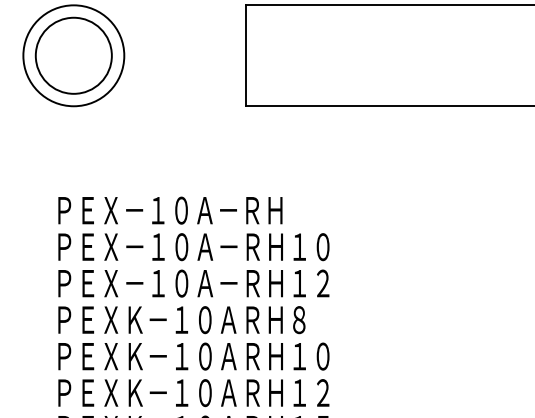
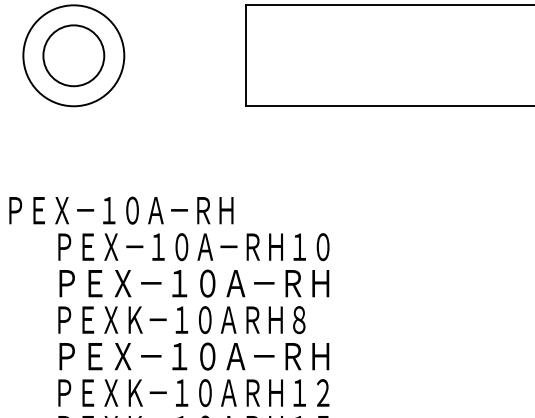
circle diameter: 76 px -> 61 px (73, 55)
text position: (170, 210) -> (121, 210) (121, 210)
text: ＰＥＸ－１０Ａ－ＲＨ１２ -> ＰＥＸ－１０Ａ－ＲＨ (193, 283)
text: ＰＥＸＫ－１０ＡＲＨ１０ -> ＰＥＸ－１０Ａ－ＲＨ (193, 356)
